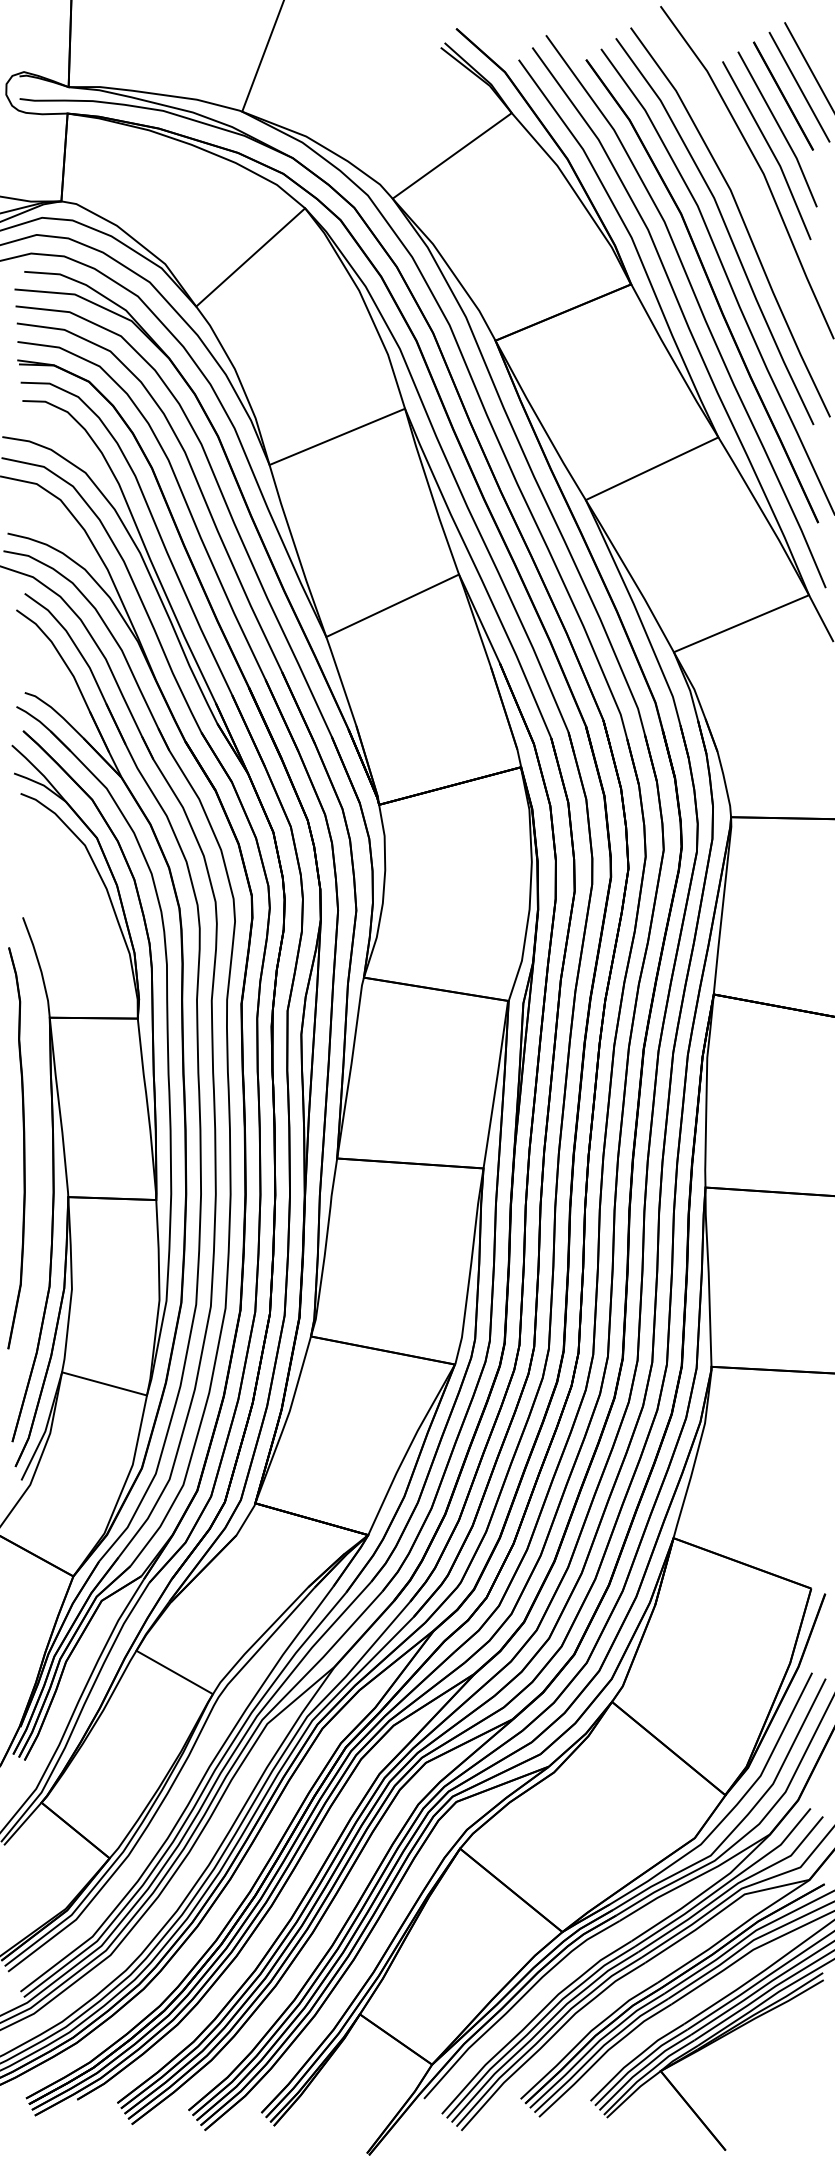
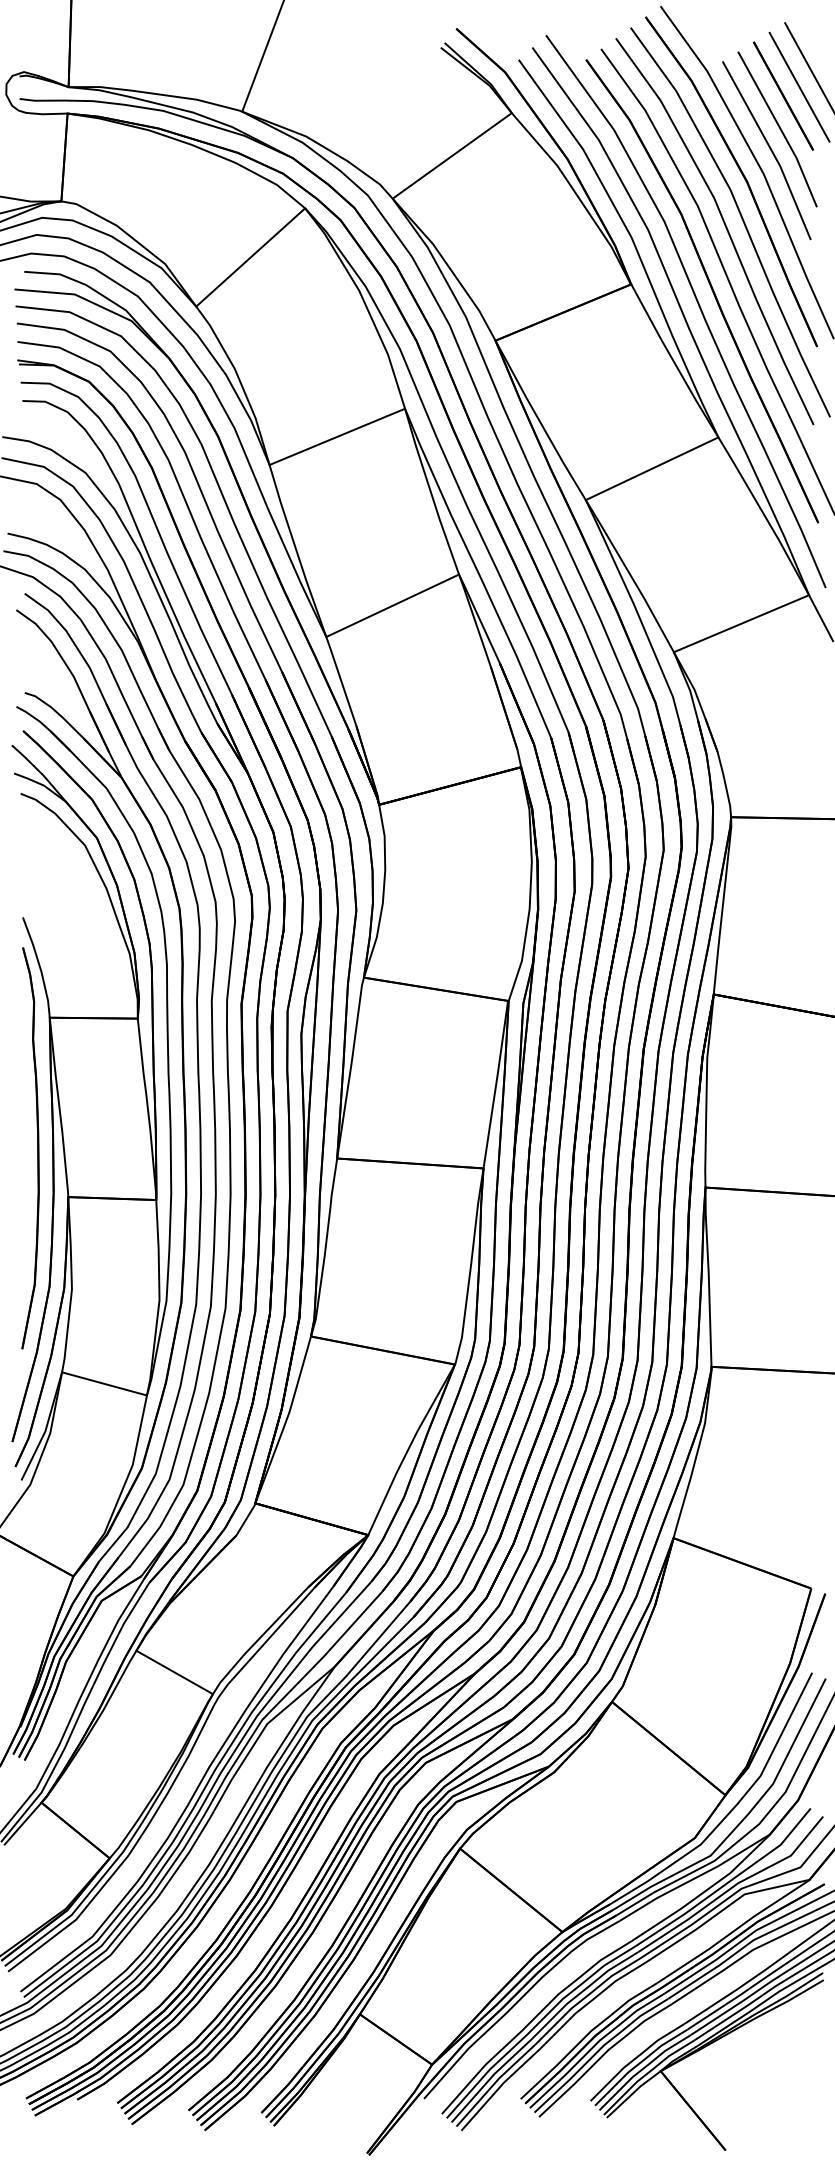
part: none -> present (742, 176)
part position: (23, 1148) -> (37, 1148) (37, 1148)
